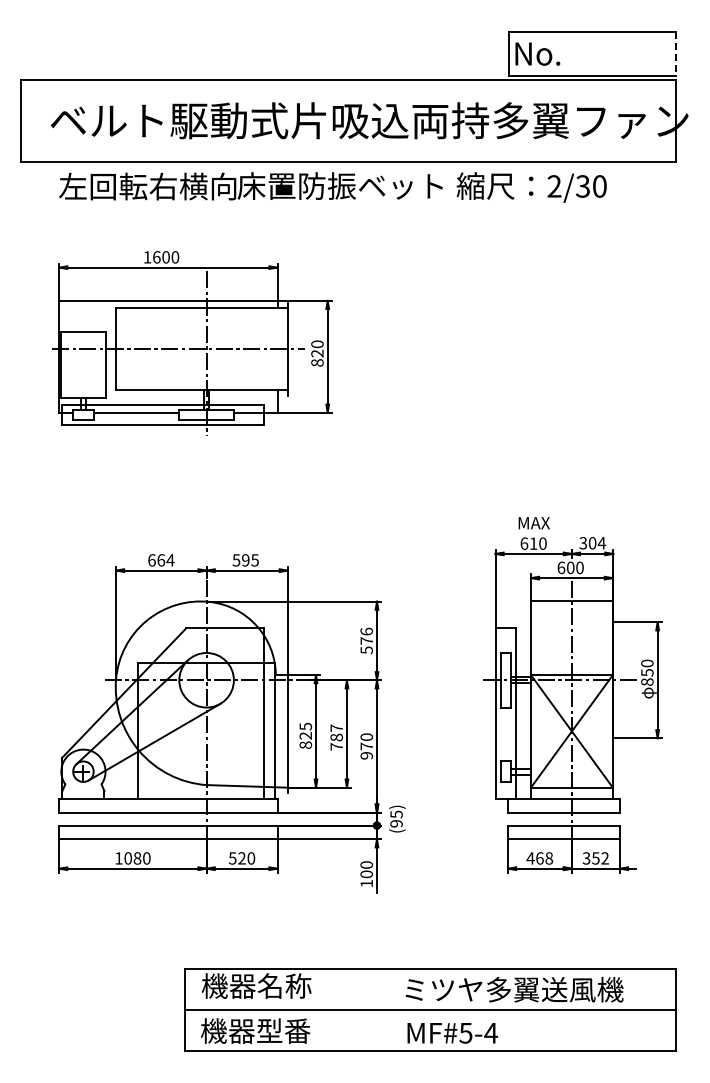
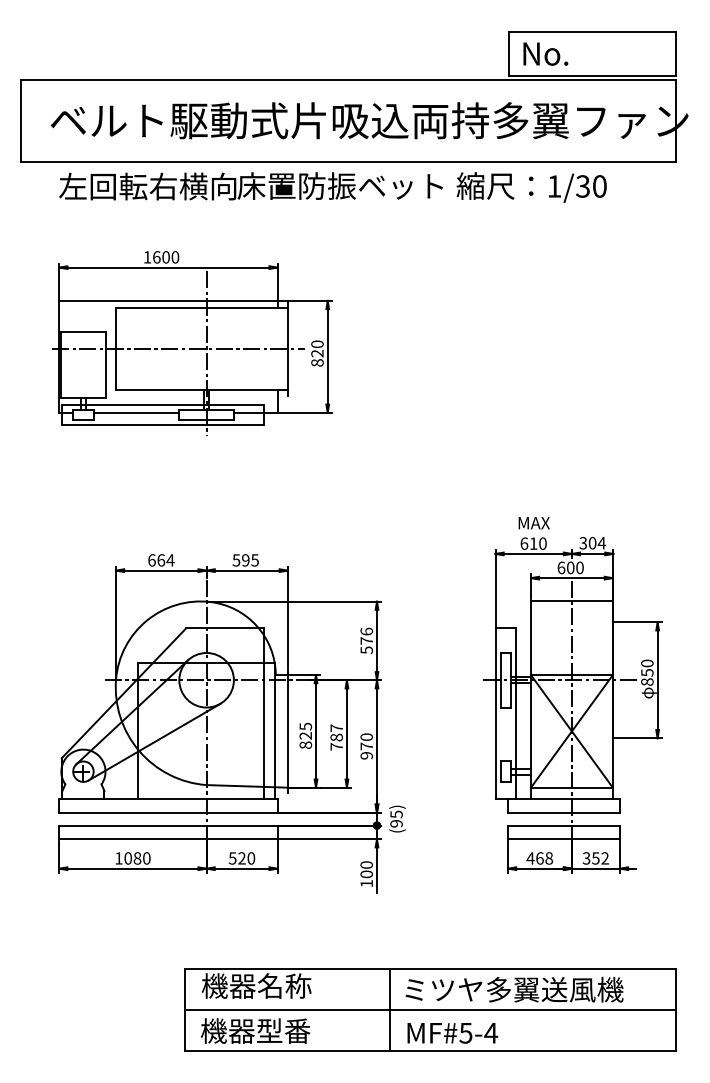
text position: (537, 53) -> (545, 53) (545, 53)
line: dashed -> solid (676, 54)
text: 2/30 -> 1/30 (554, 186)
line: none -> present (389, 1009)
